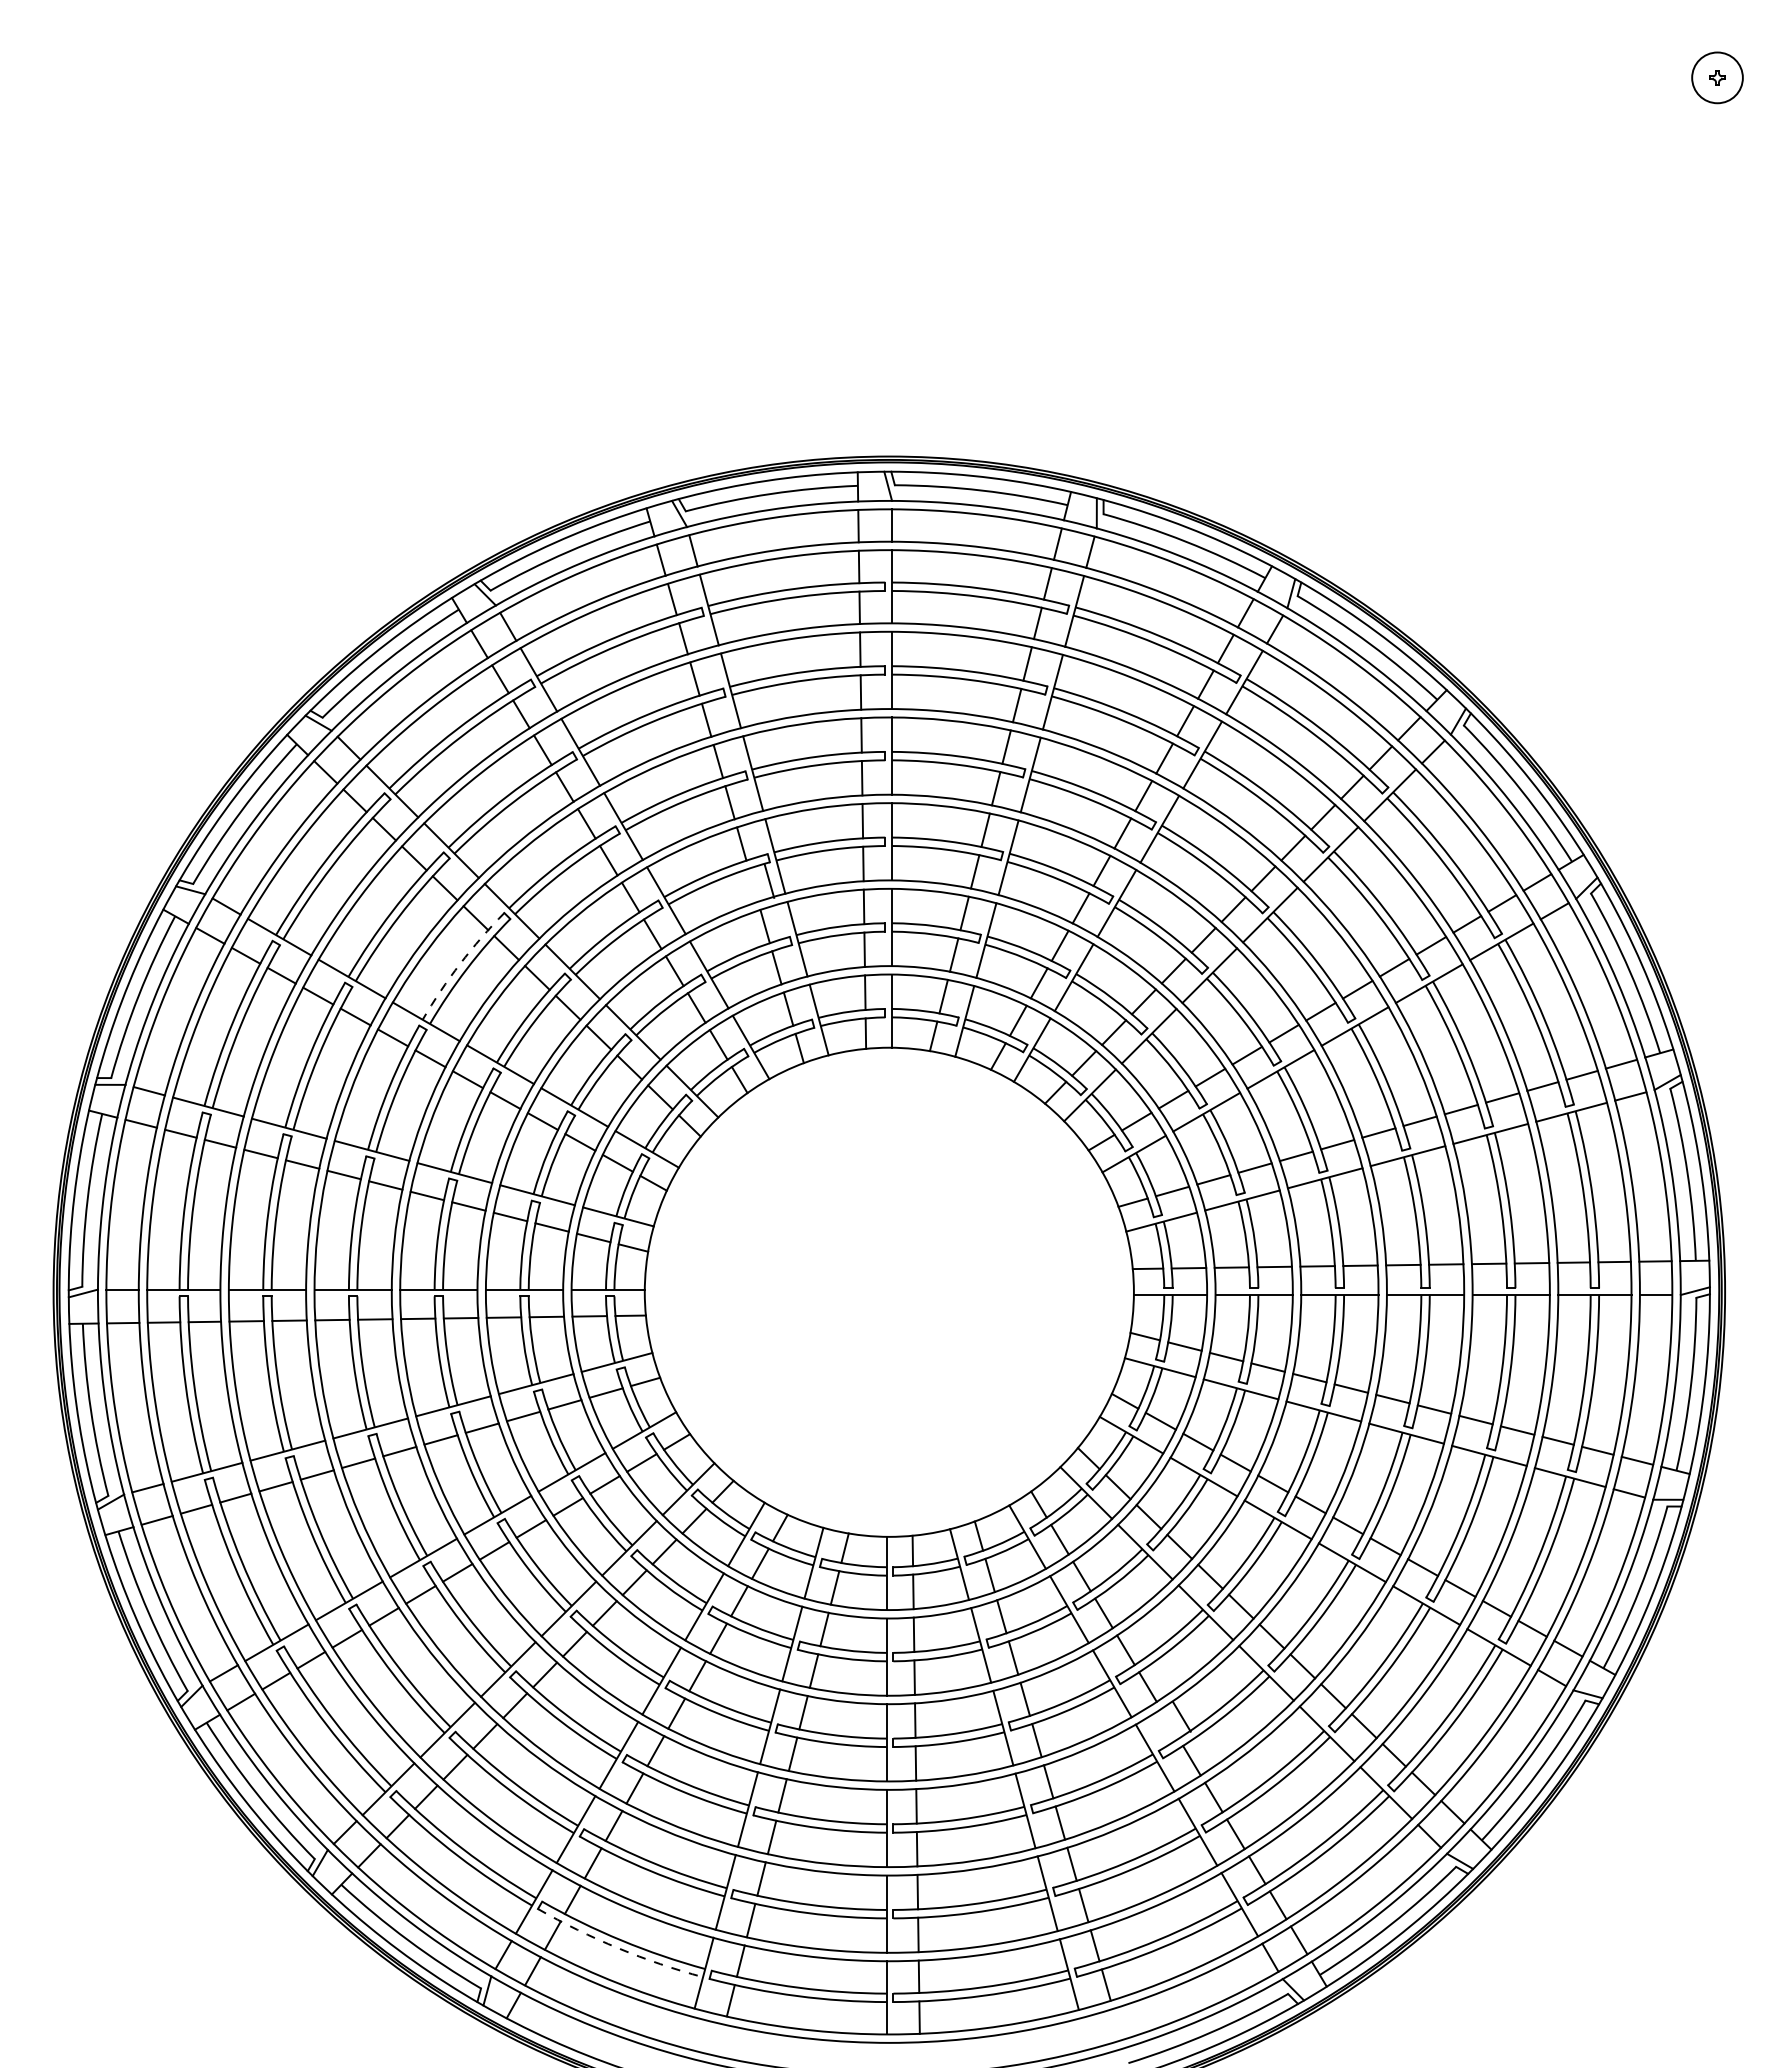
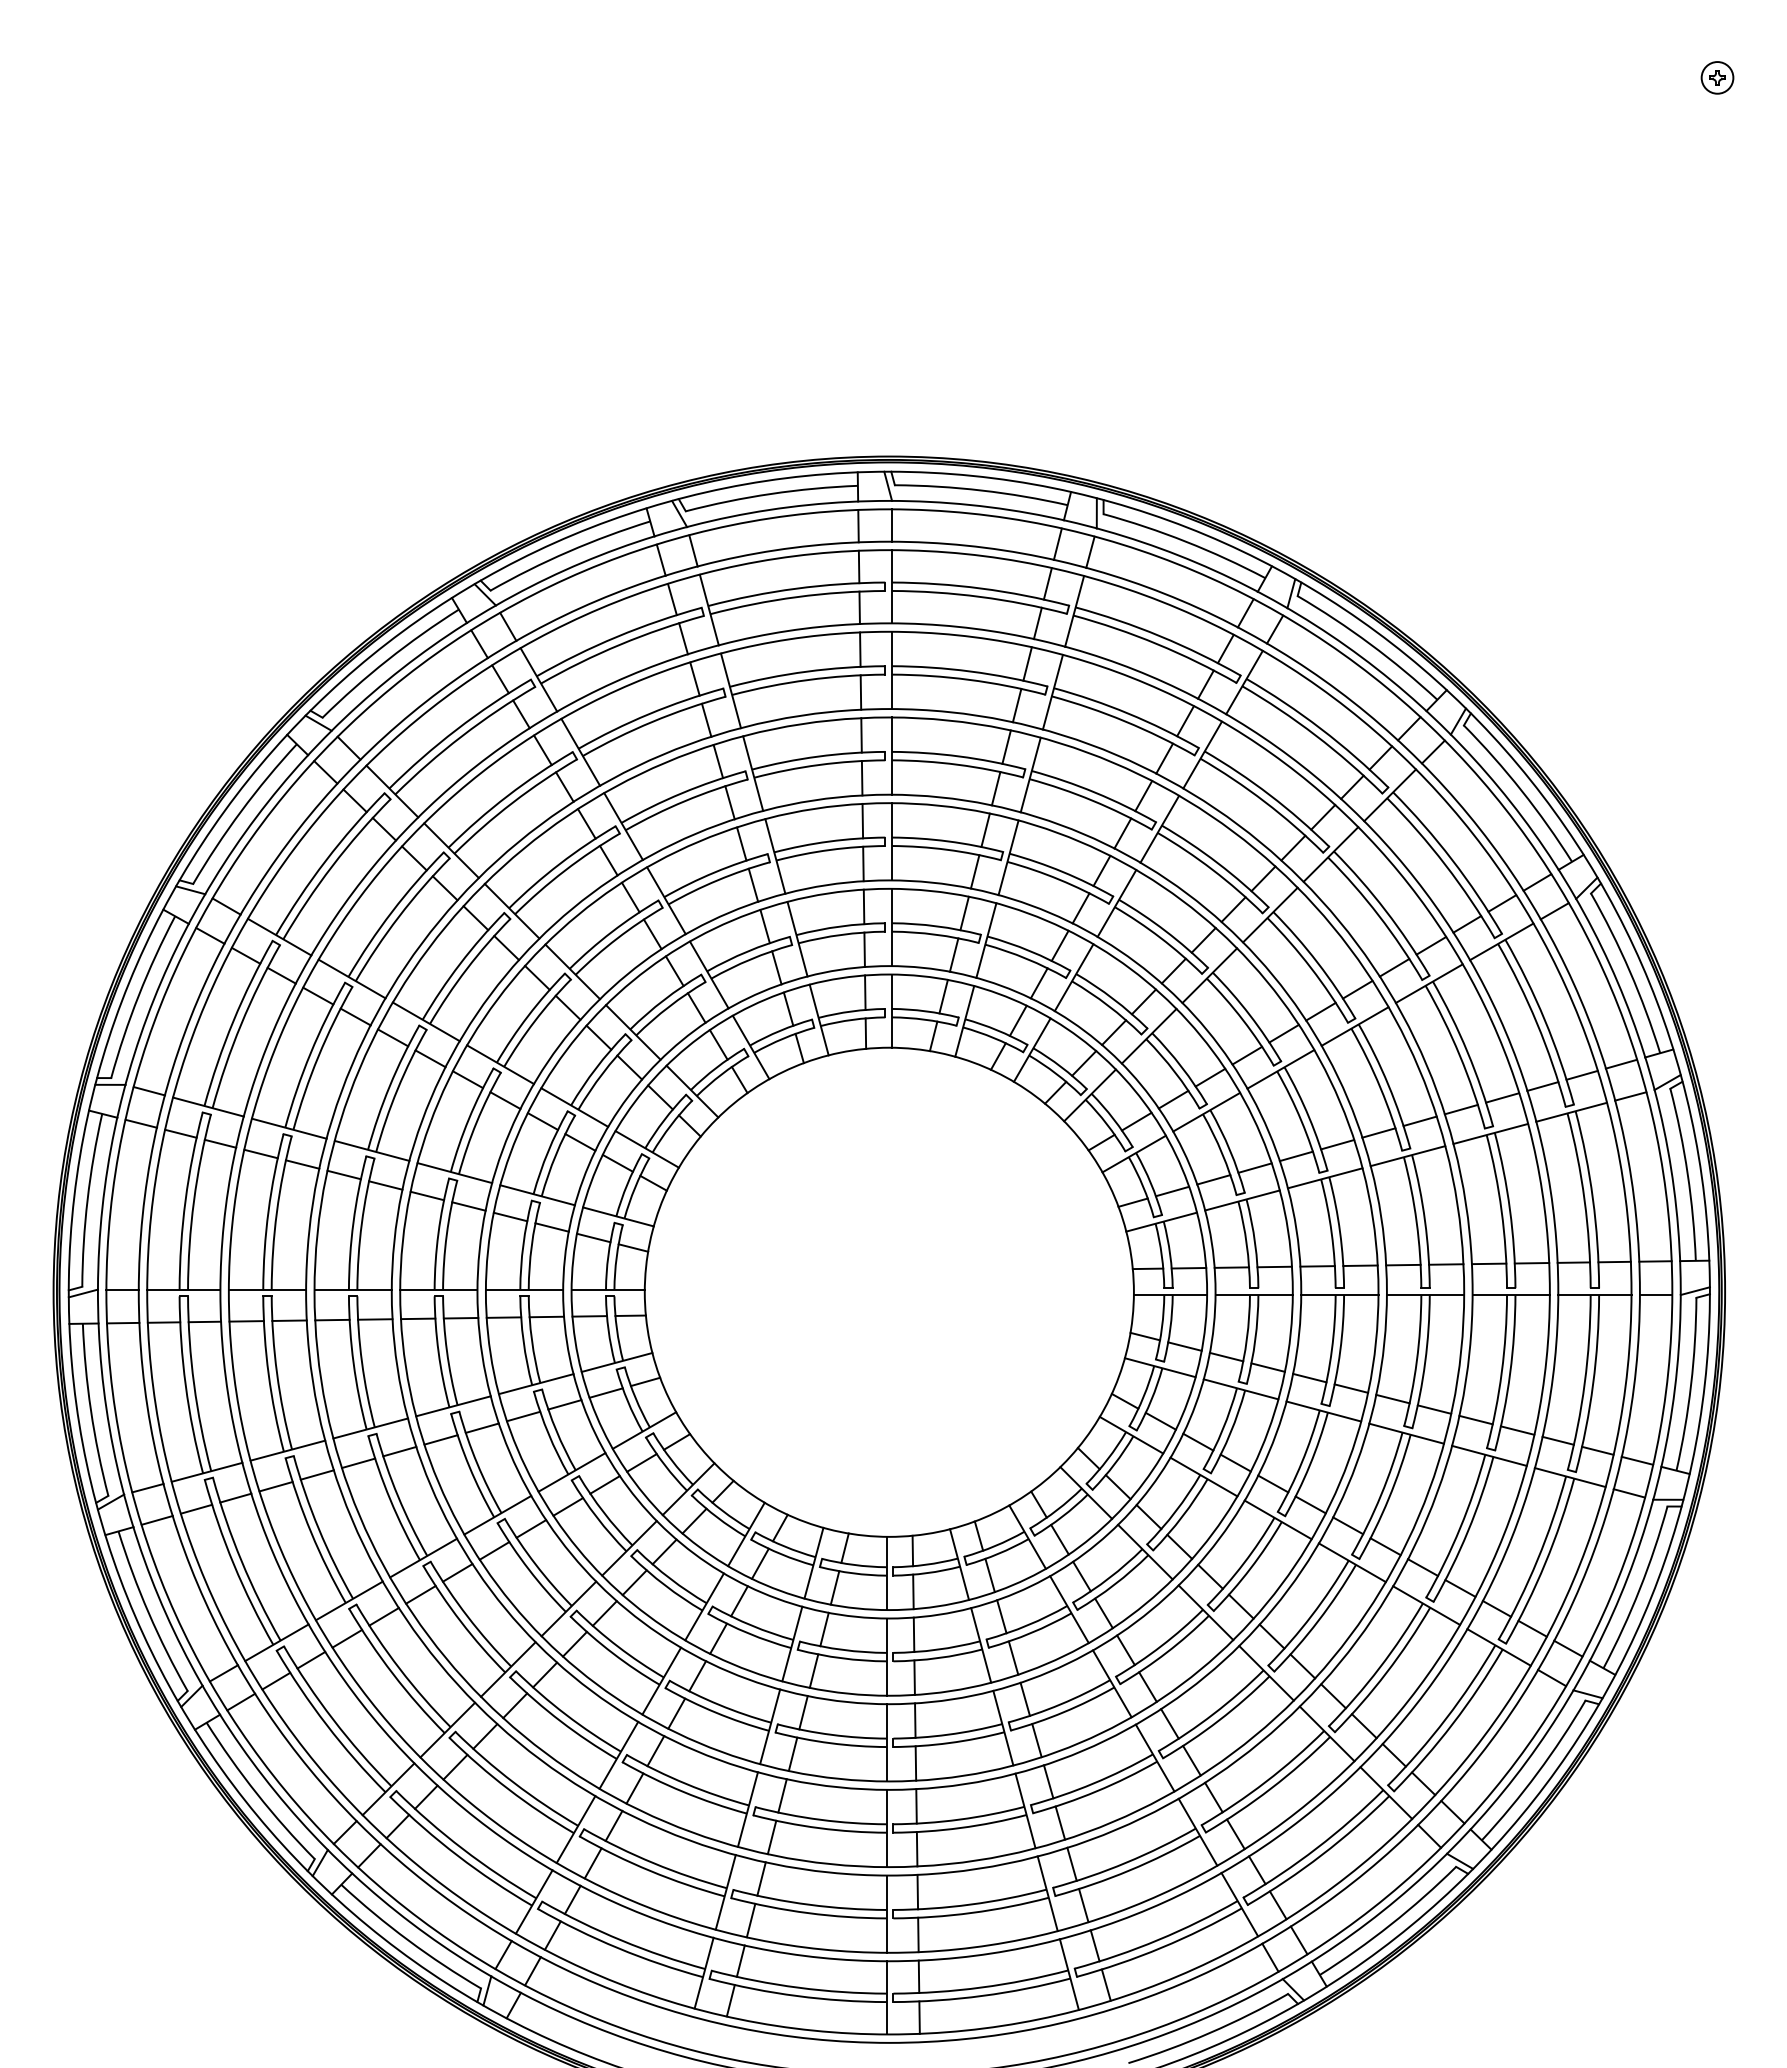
circle diameter: 51 px -> 32 px (1717, 77)
line position: (769, 880) -> (753, 884) (753, 884)
arc: dashed -> solid (460, 963)
line position: (1181, 1716) -> (1169, 1723) (1169, 1723)
arc: dashed -> solid (618, 1948)
